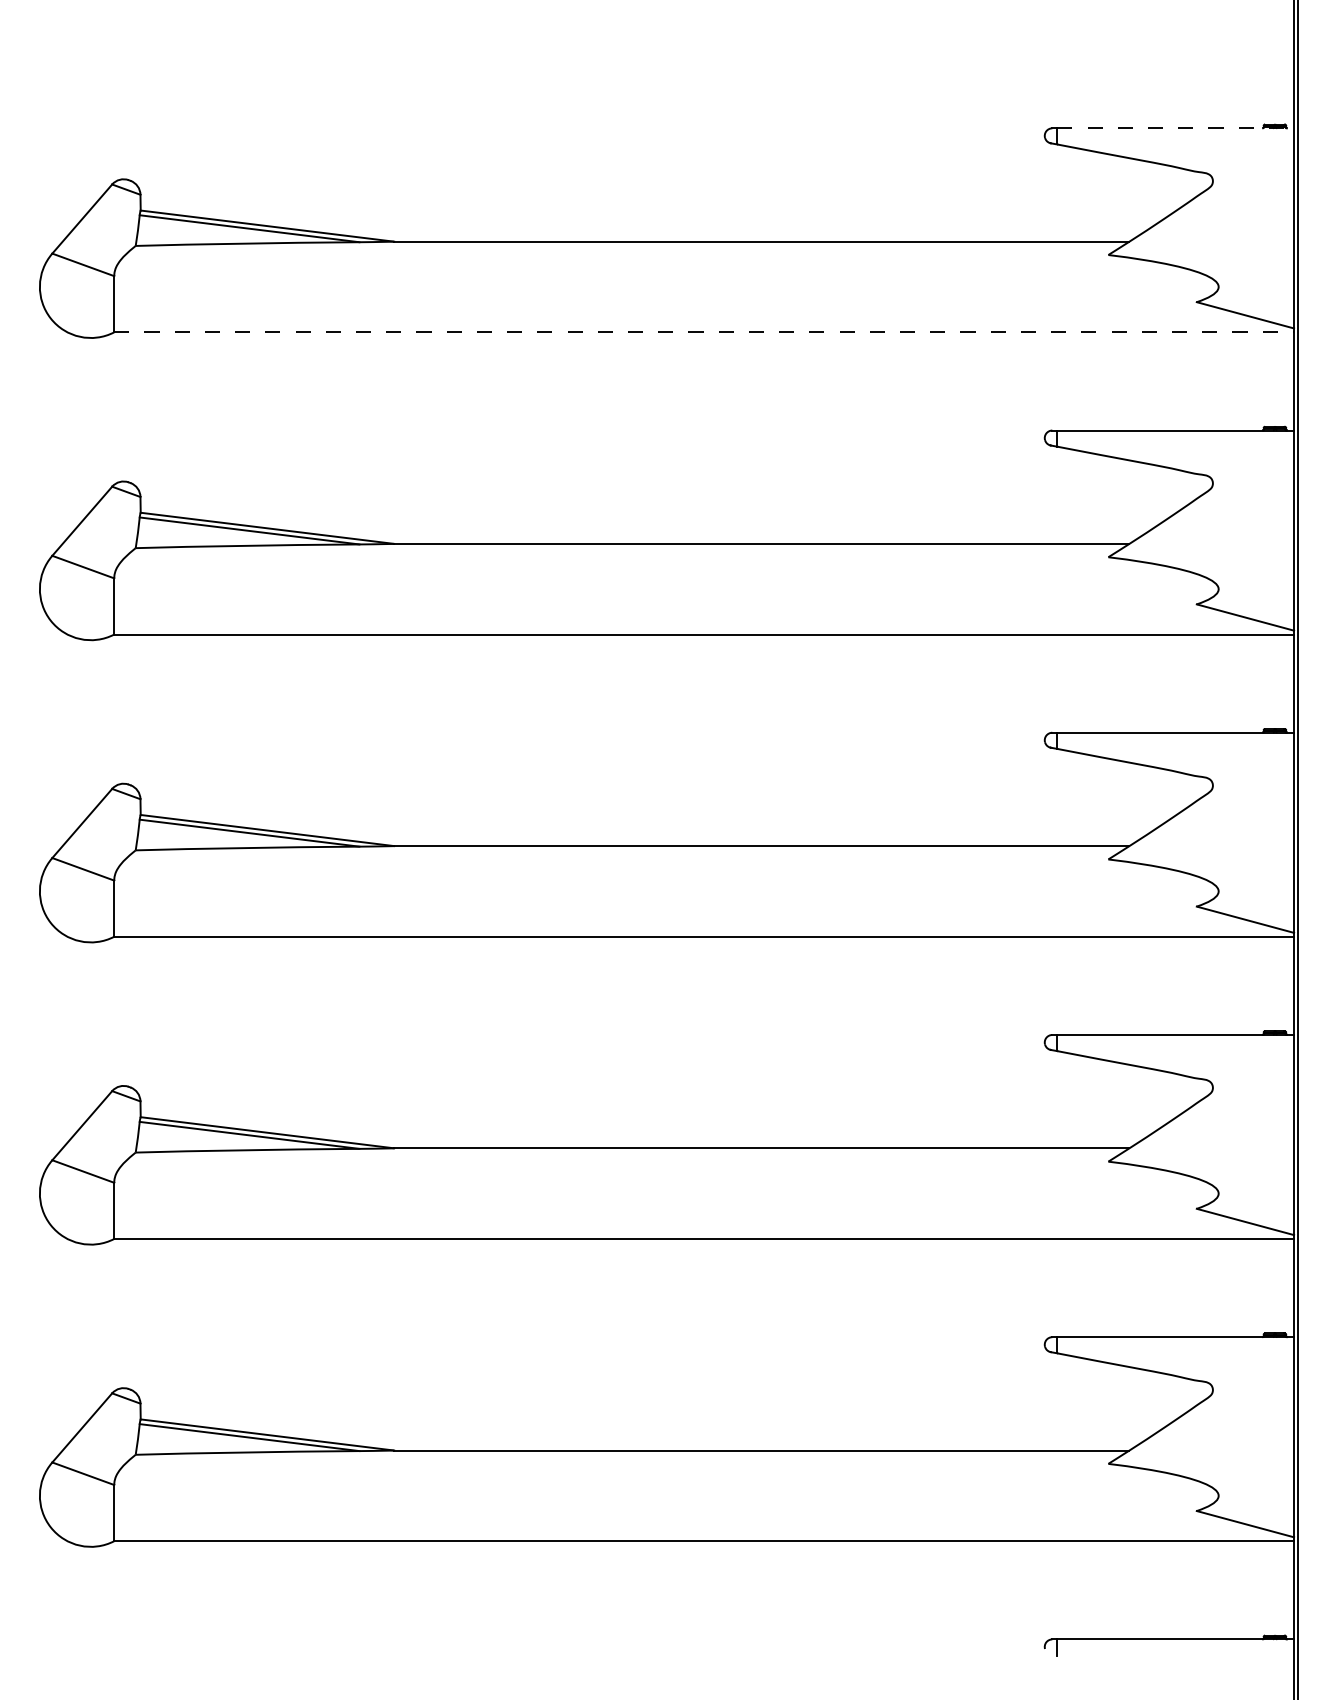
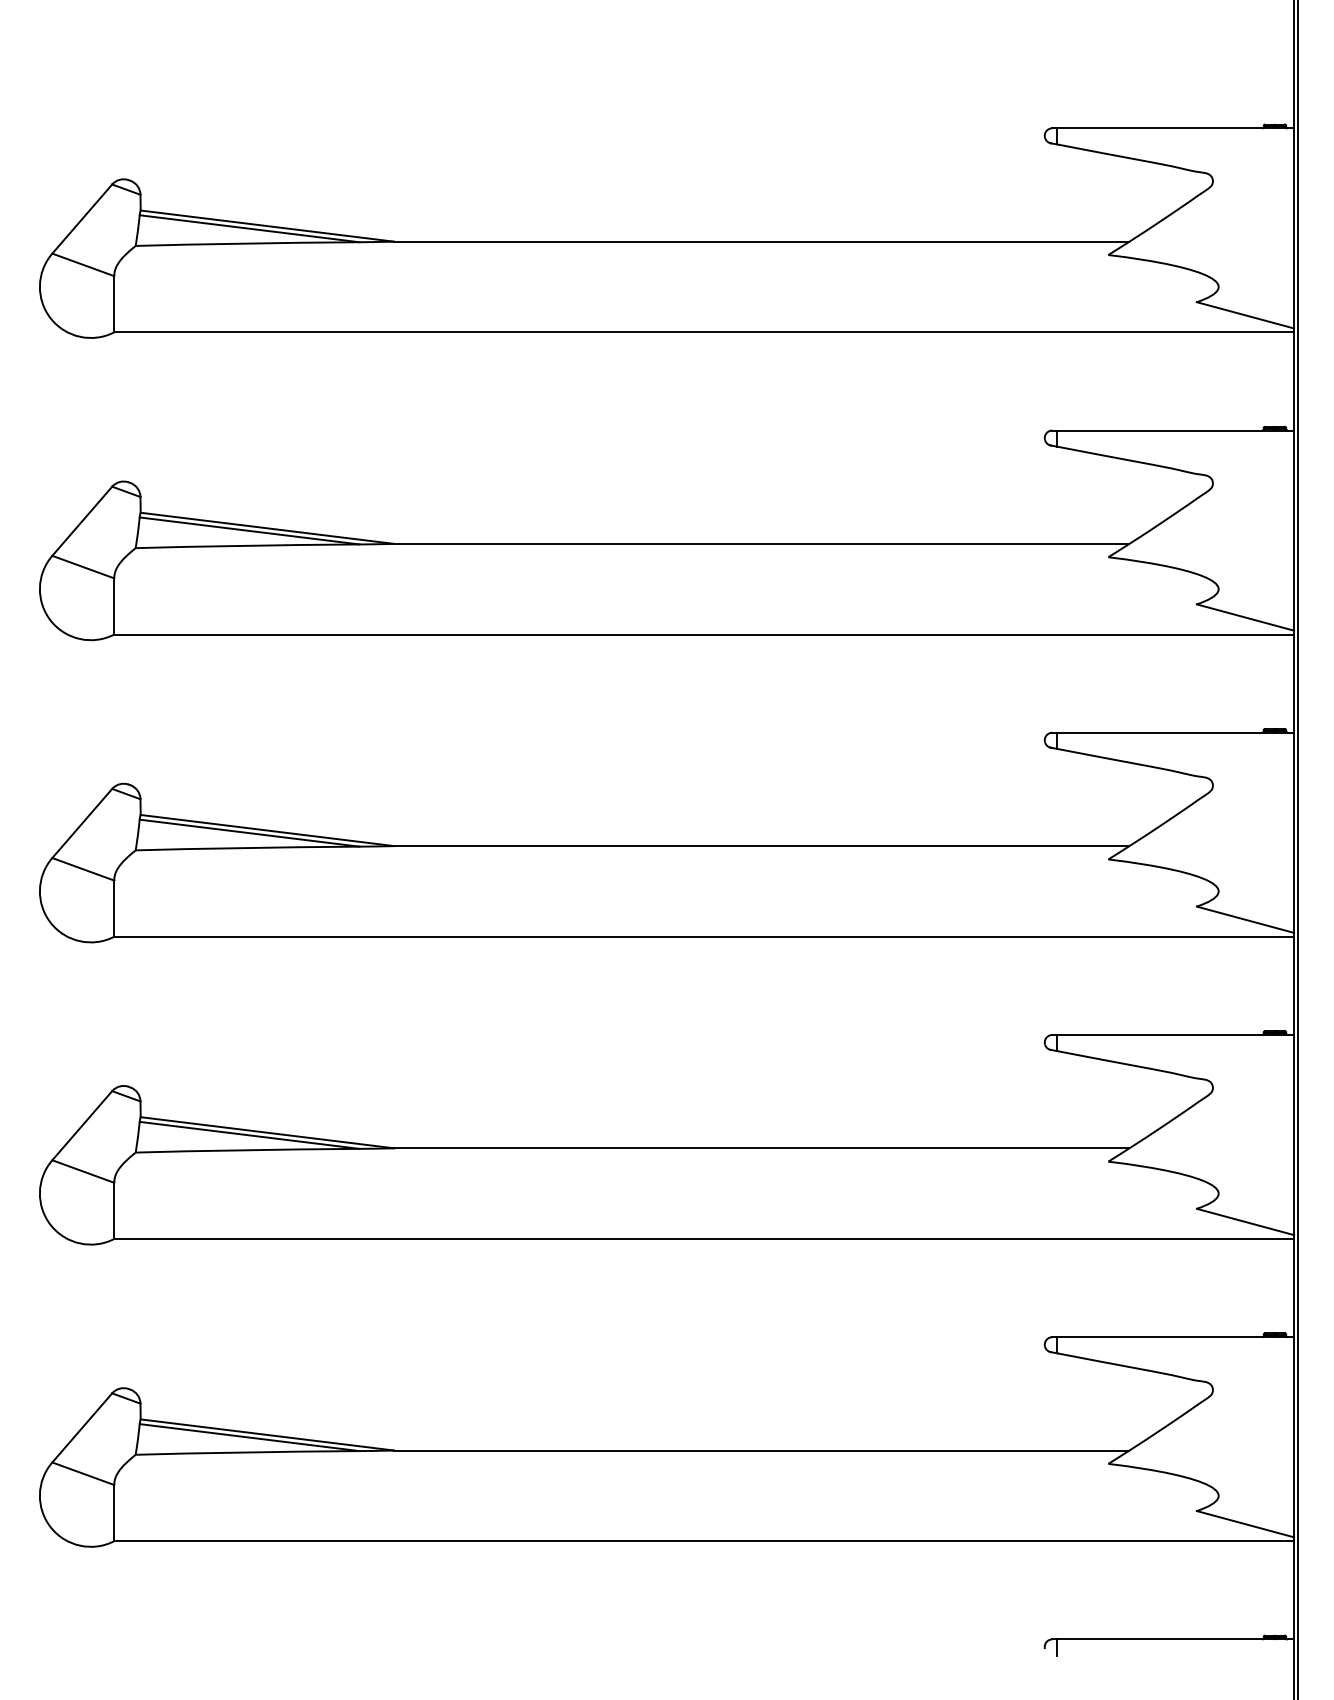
line: dashed -> solid (1176, 128)
line: dashed -> solid (704, 332)
